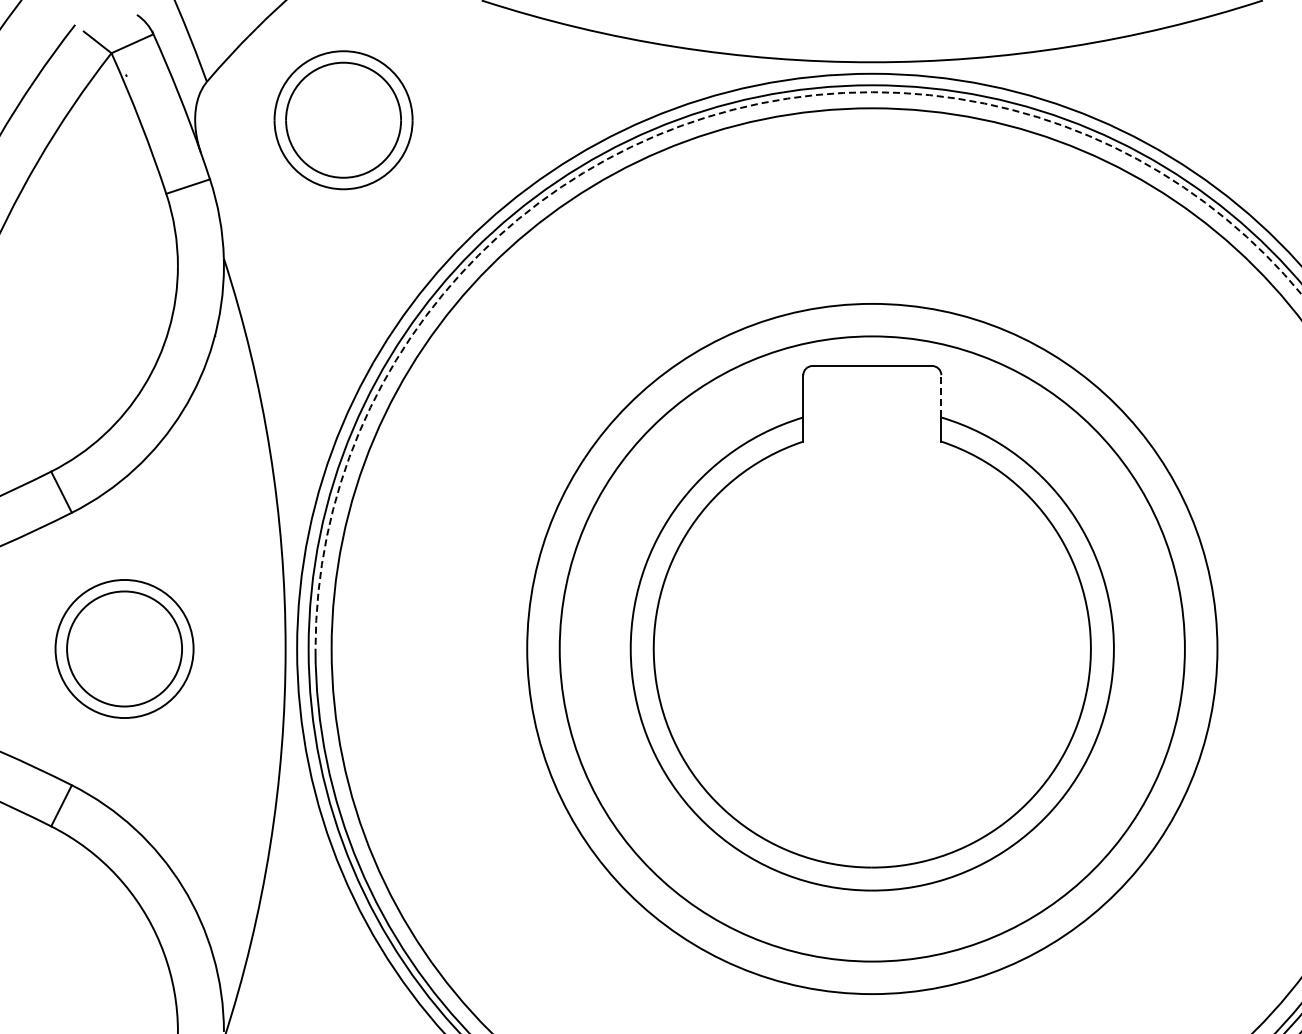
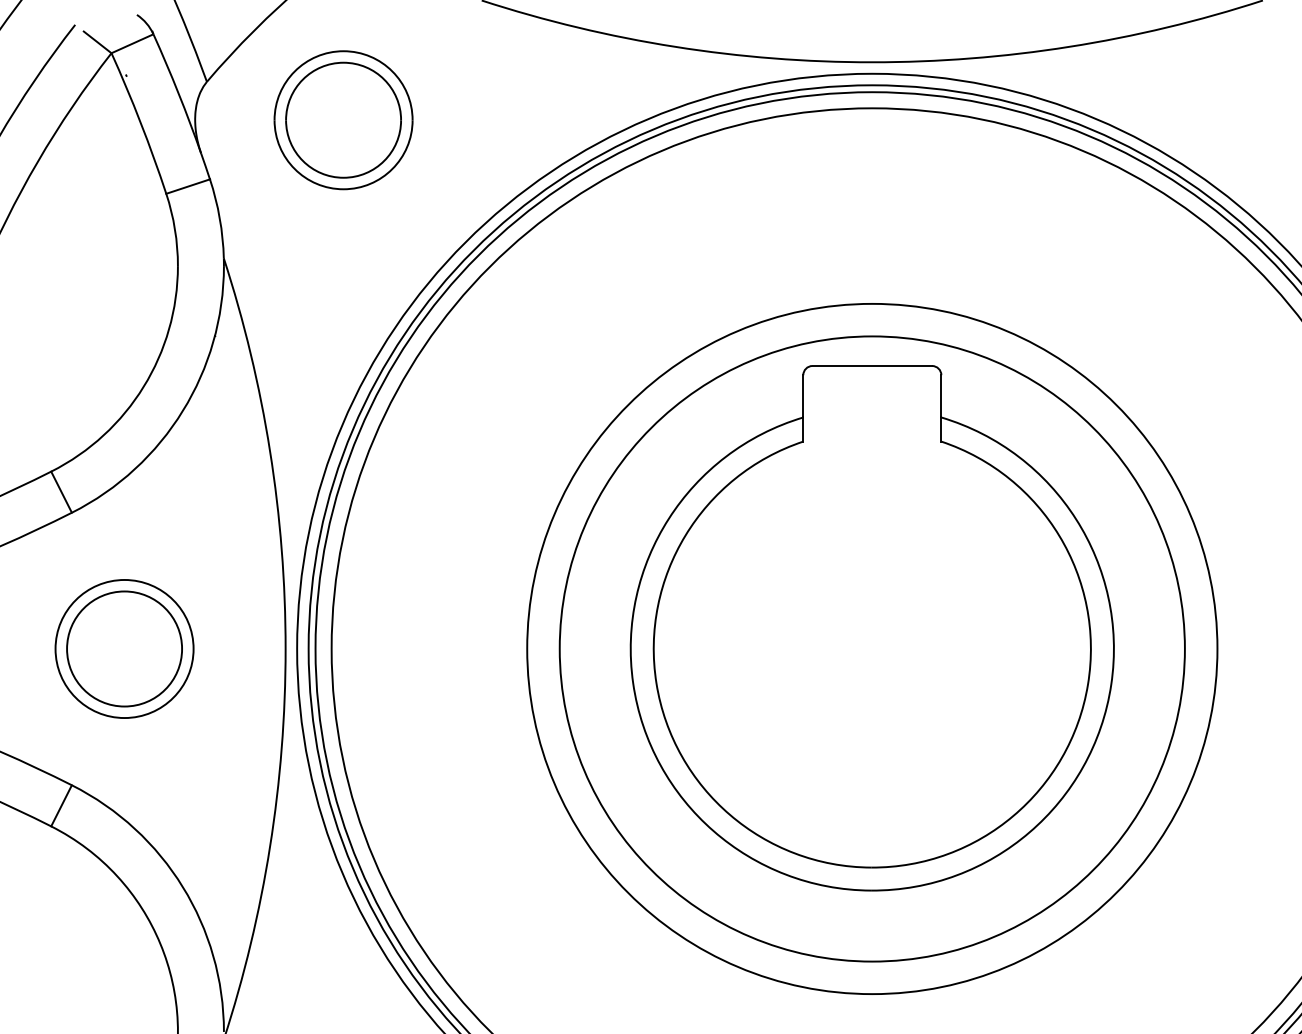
arc: dashed -> solid (683, 125)
line: dashed -> solid (941, 395)
